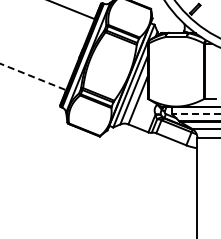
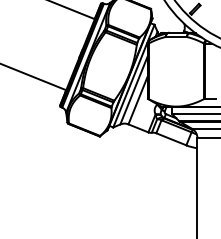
line: dashed -> solid (33, 77)
line: dashed -> solid (196, 114)
